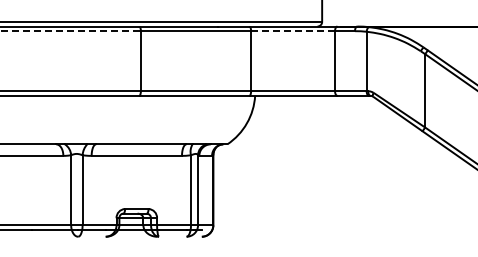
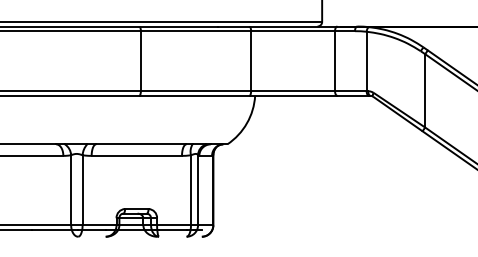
line: dashed -> solid (70, 31)
line: dashed -> solid (293, 31)
